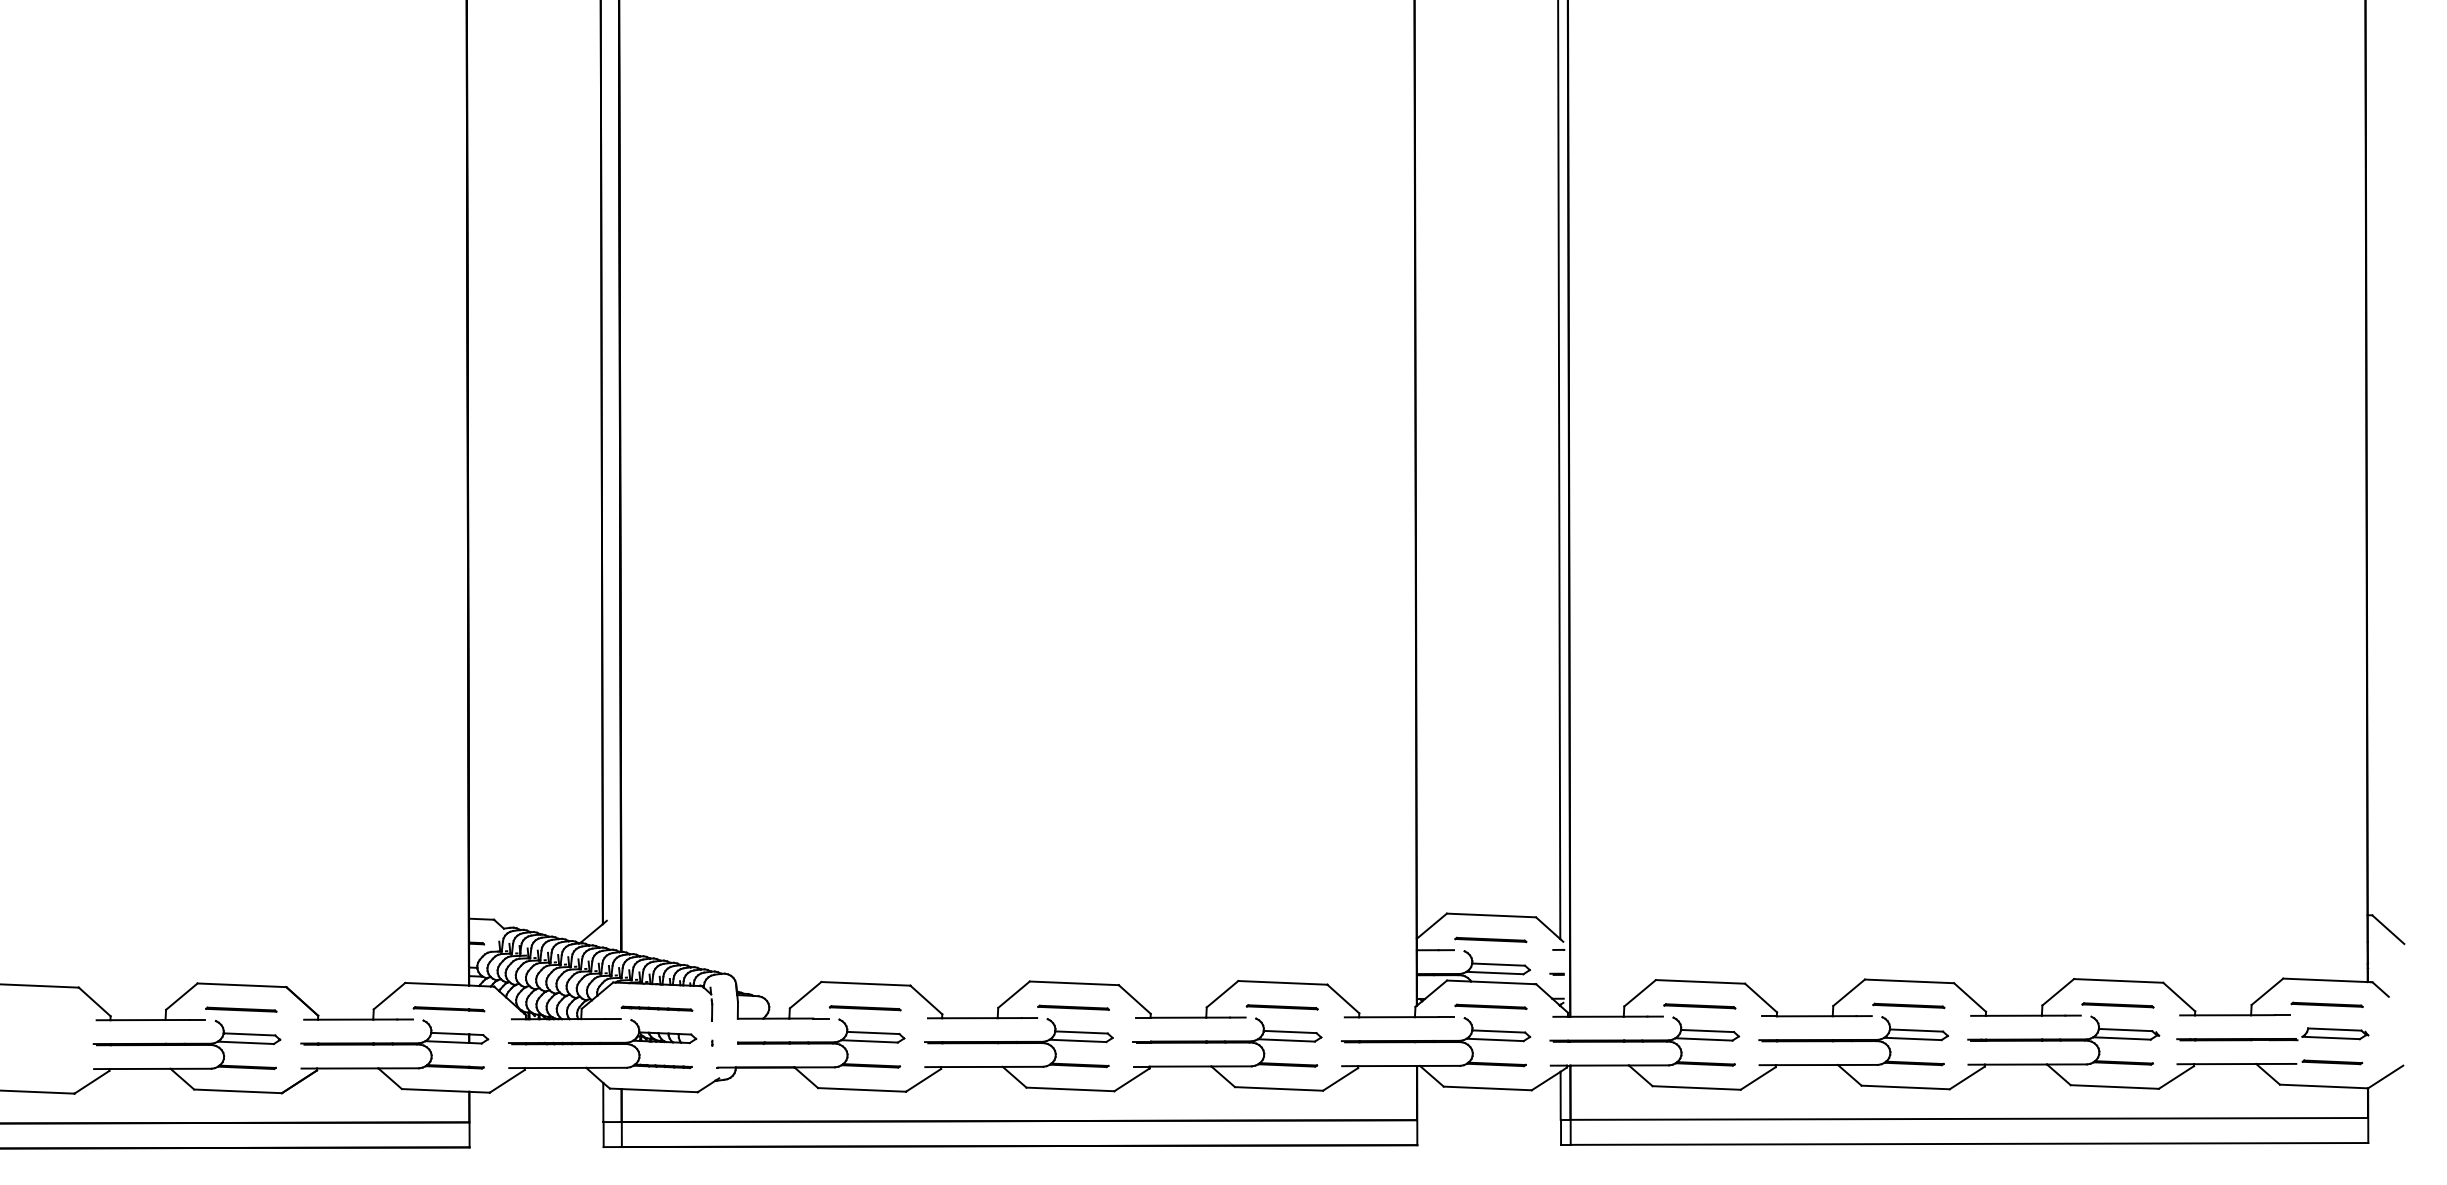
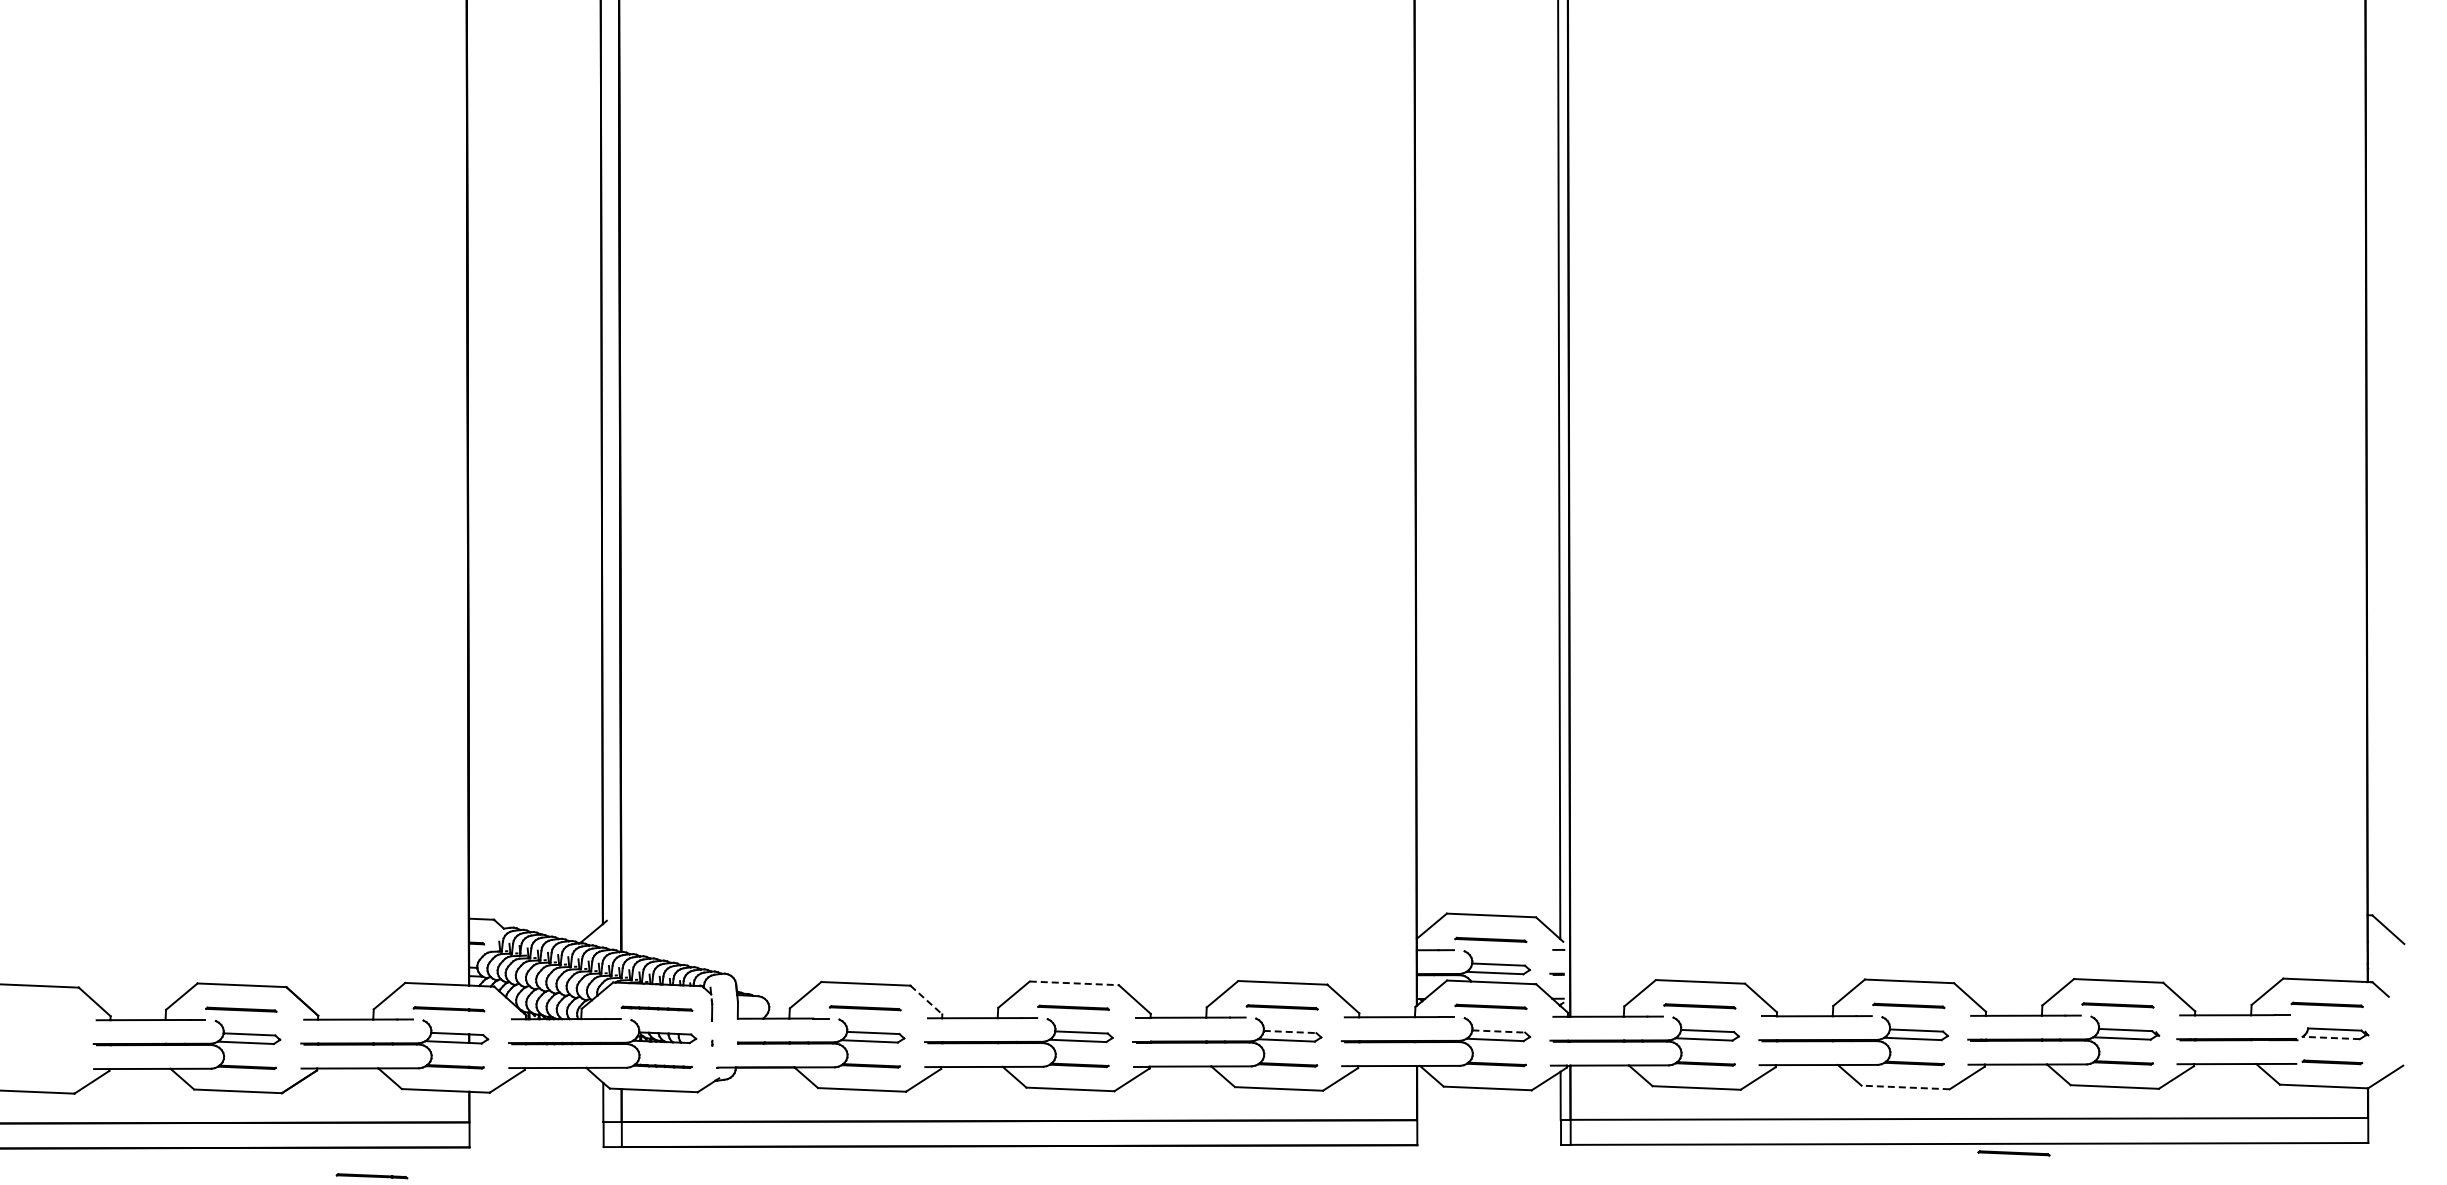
line: solid -> dashed (1074, 983)
line: solid -> dashed (926, 1000)
line: solid -> dashed (1499, 1031)
line: solid -> dashed (1290, 1032)
line: solid -> dashed (2331, 1037)
line: solid -> dashed (1905, 1087)
line: none -> present (2013, 1153)
line: none -> present (371, 1176)
